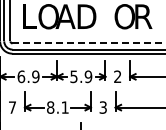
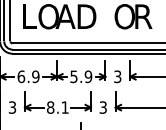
line: dashed -> solid (89, 43)
text: 2 -> 3 (117, 77)
text: 7 -> 3 (12, 107)
